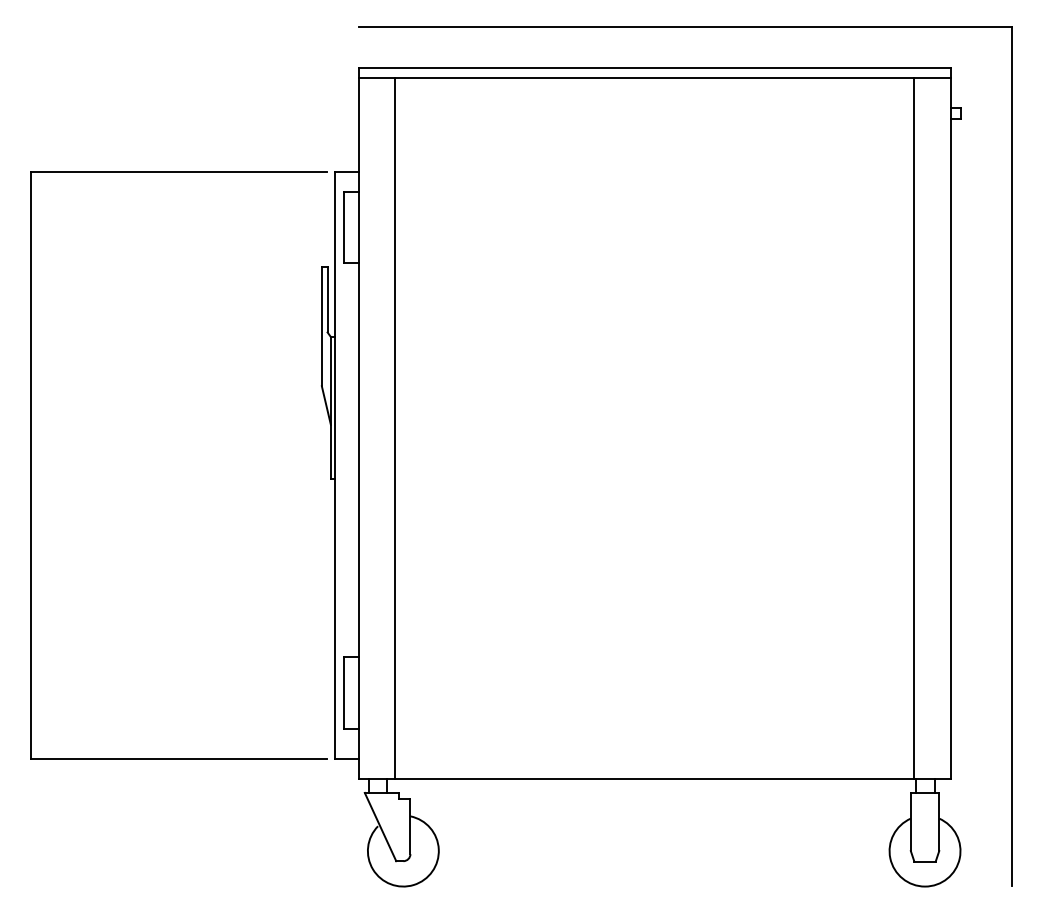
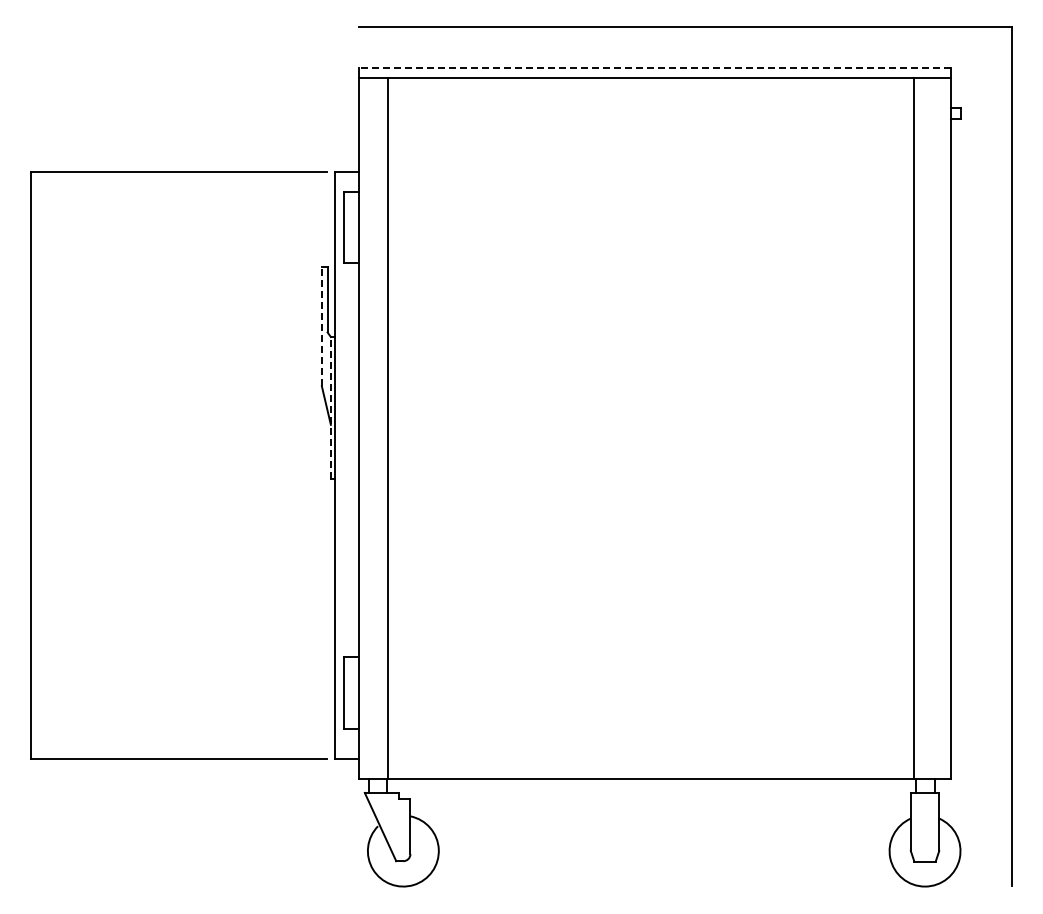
line: solid -> dashed (654, 67)
line: solid -> dashed (321, 326)
line: solid -> dashed (330, 407)
line position: (395, 428) -> (388, 428) (388, 428)
